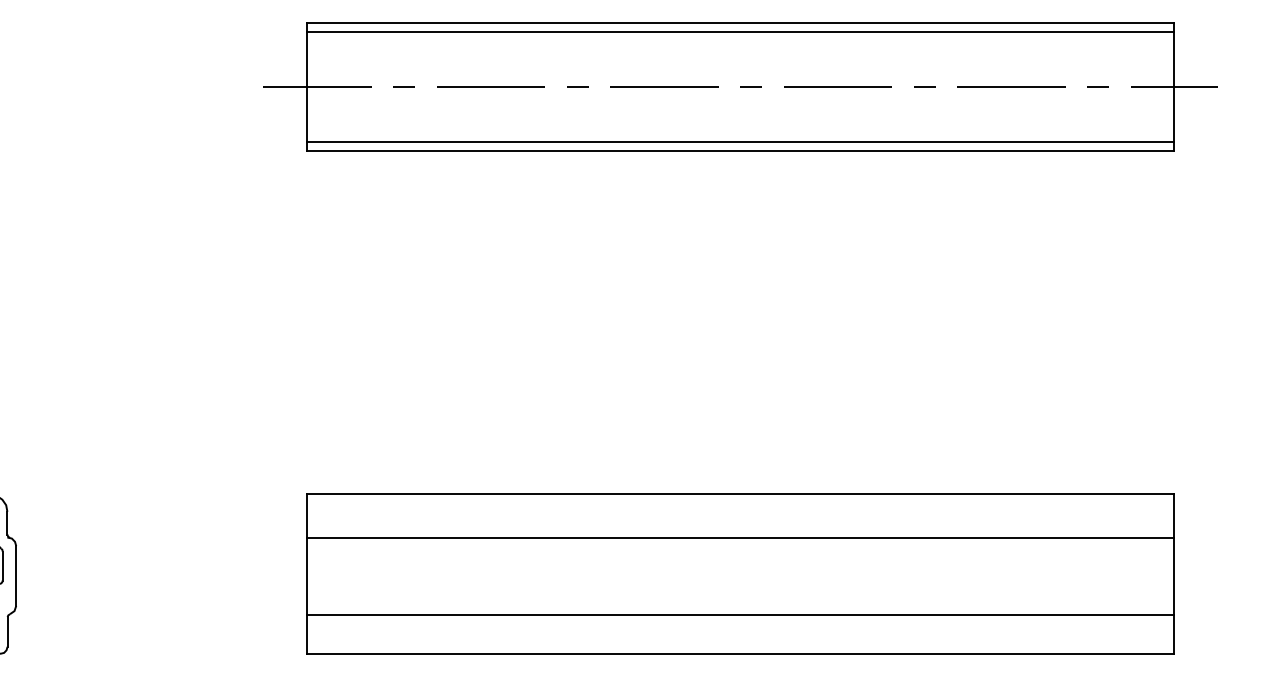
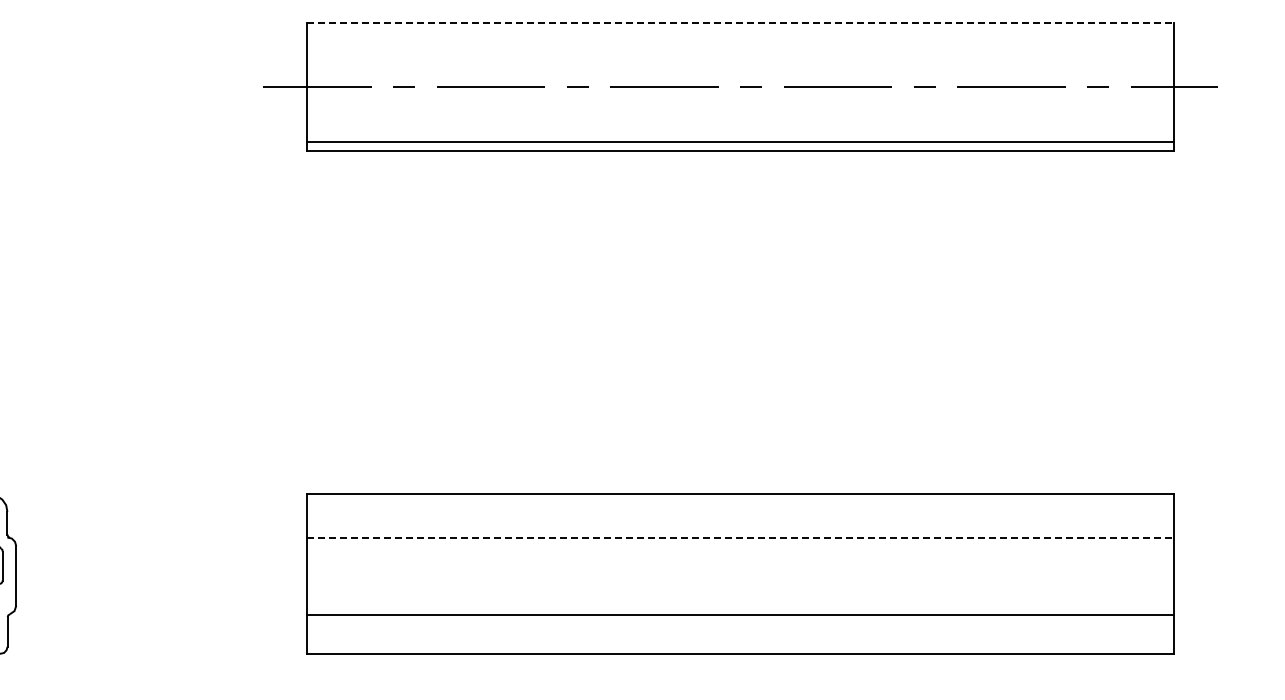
line: solid -> dashed (740, 23)
line: present -> none (740, 31)
line: solid -> dashed (740, 537)
